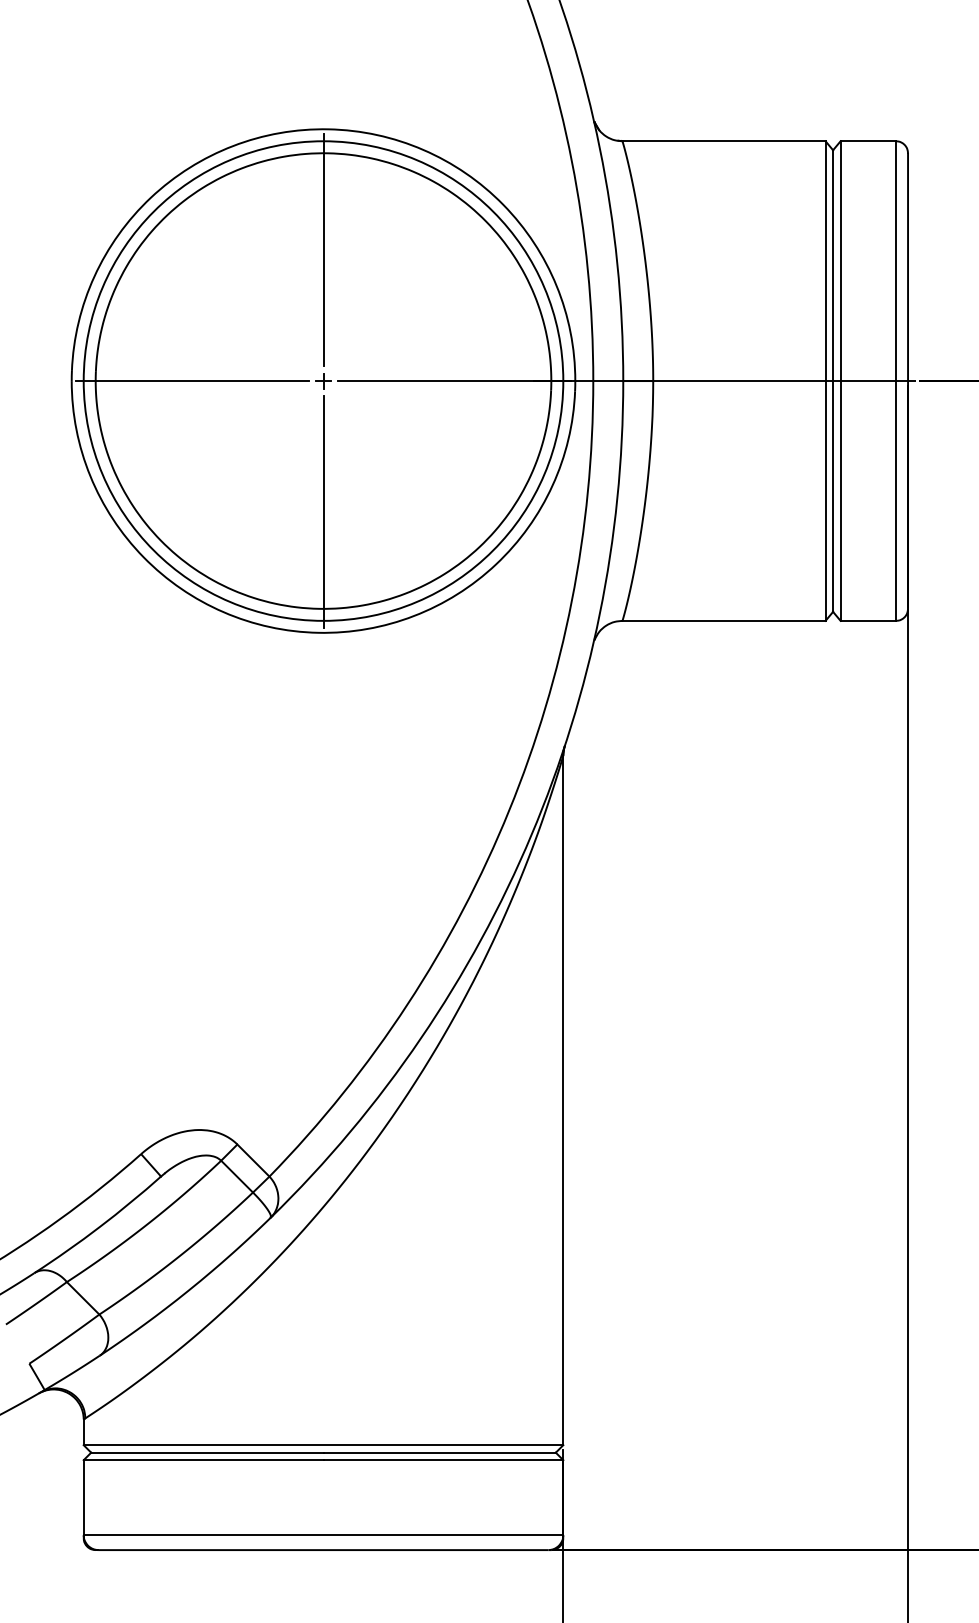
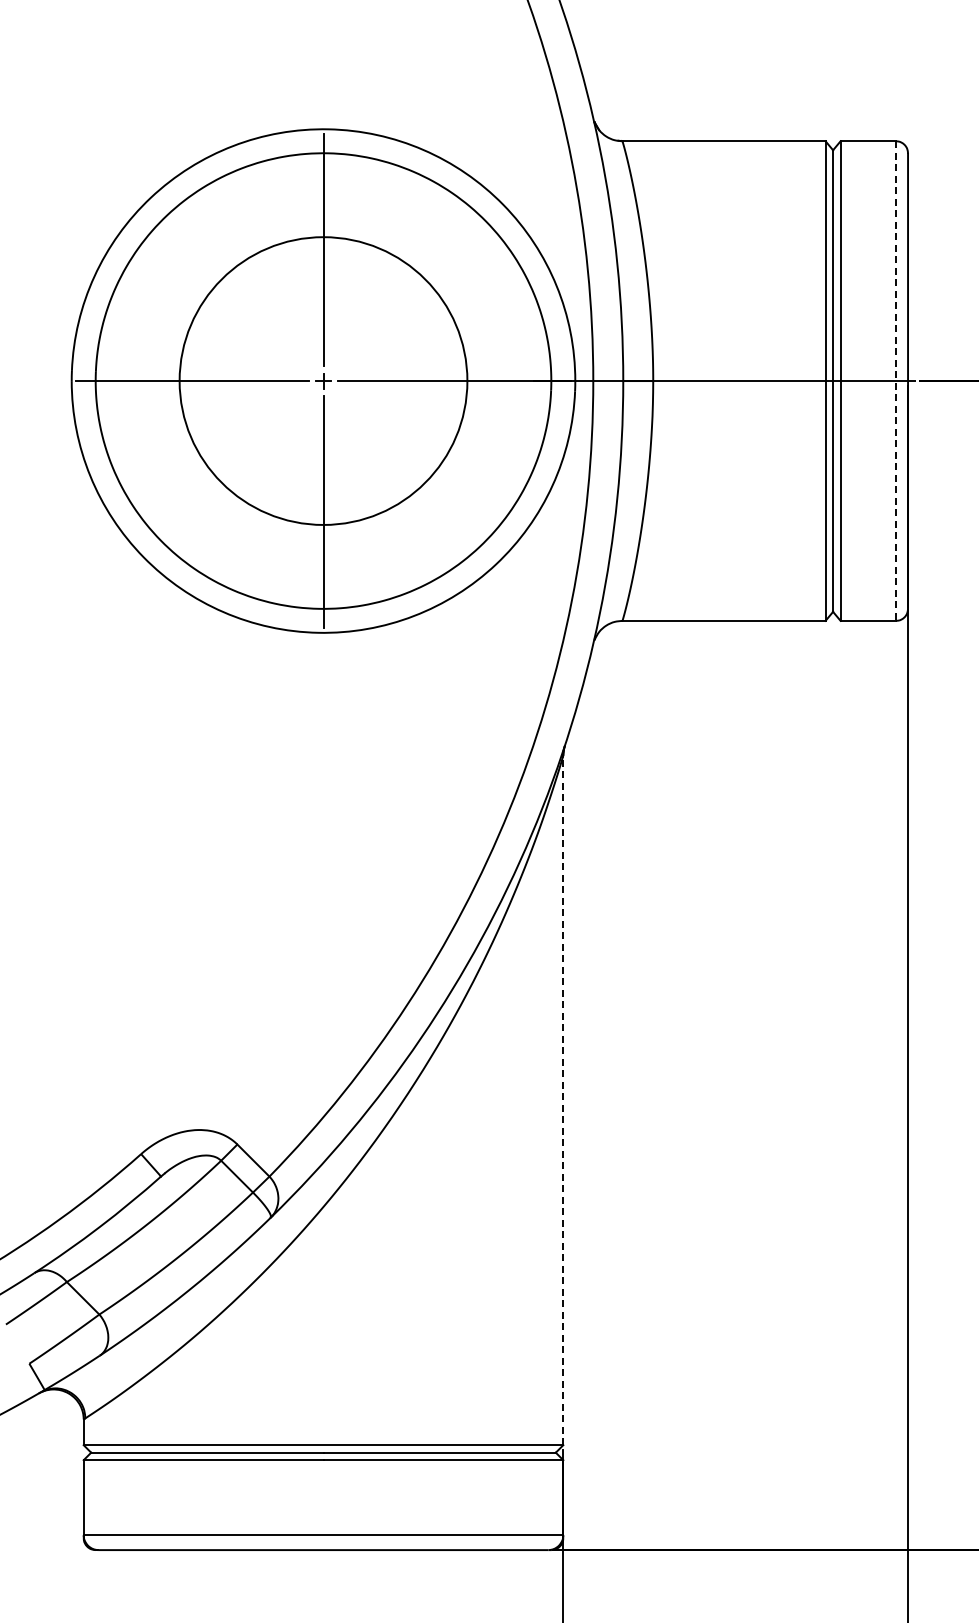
circle diameter: 480 px -> 288 px (323, 380)
line: solid -> dashed (896, 381)
line: solid -> dashed (563, 1100)
